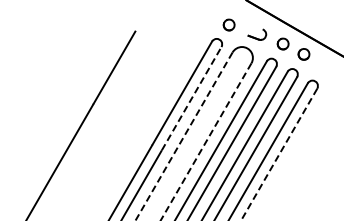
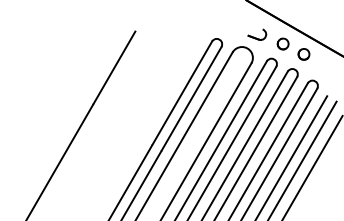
part: present -> none (228, 24)
line: dashed -> solid (191, 98)
line: dashed -> solid (184, 136)
line: dashed -> solid (205, 142)
line: dashed -> solid (279, 154)
line: none -> present (292, 156)
line: none -> present (302, 159)
line: none -> present (312, 168)
